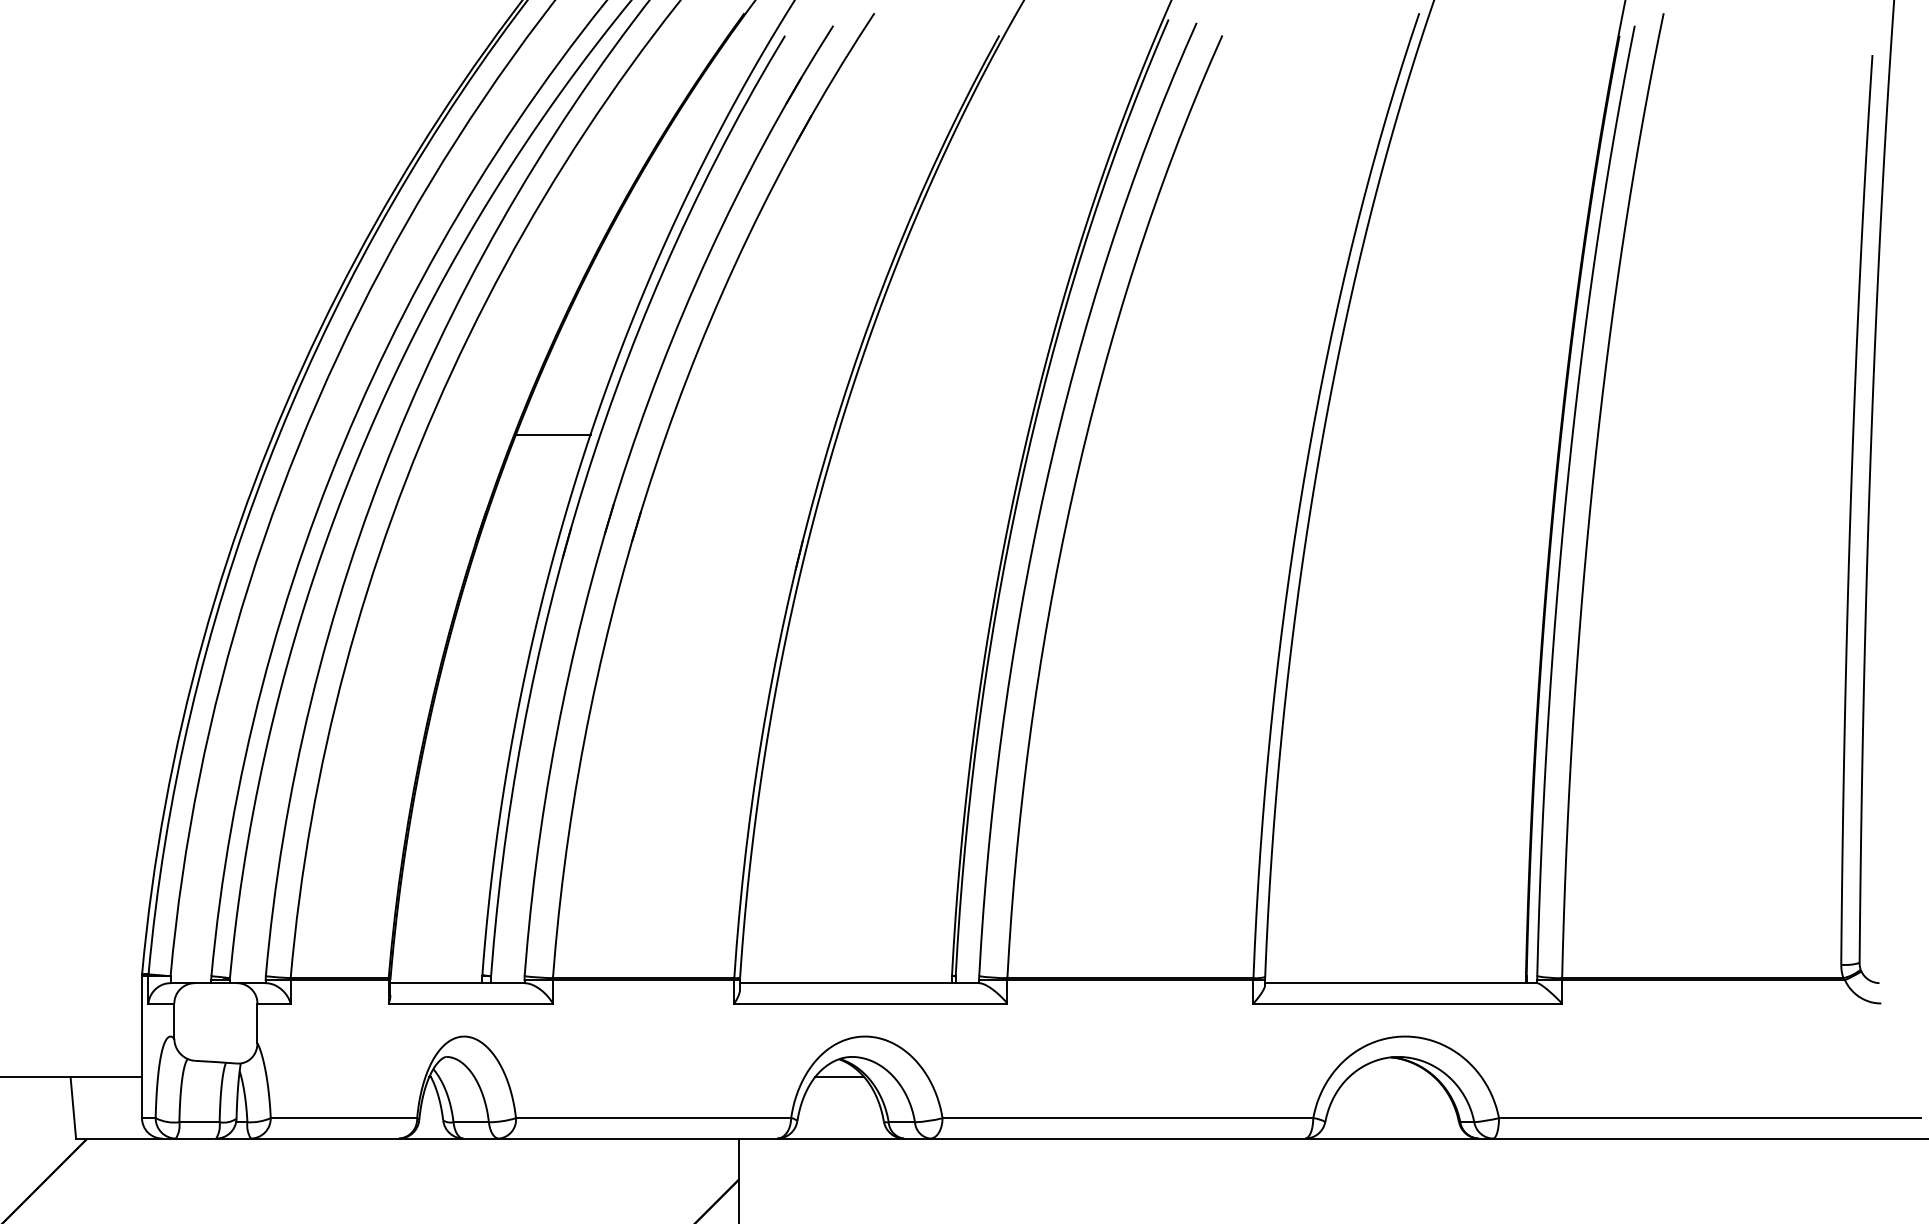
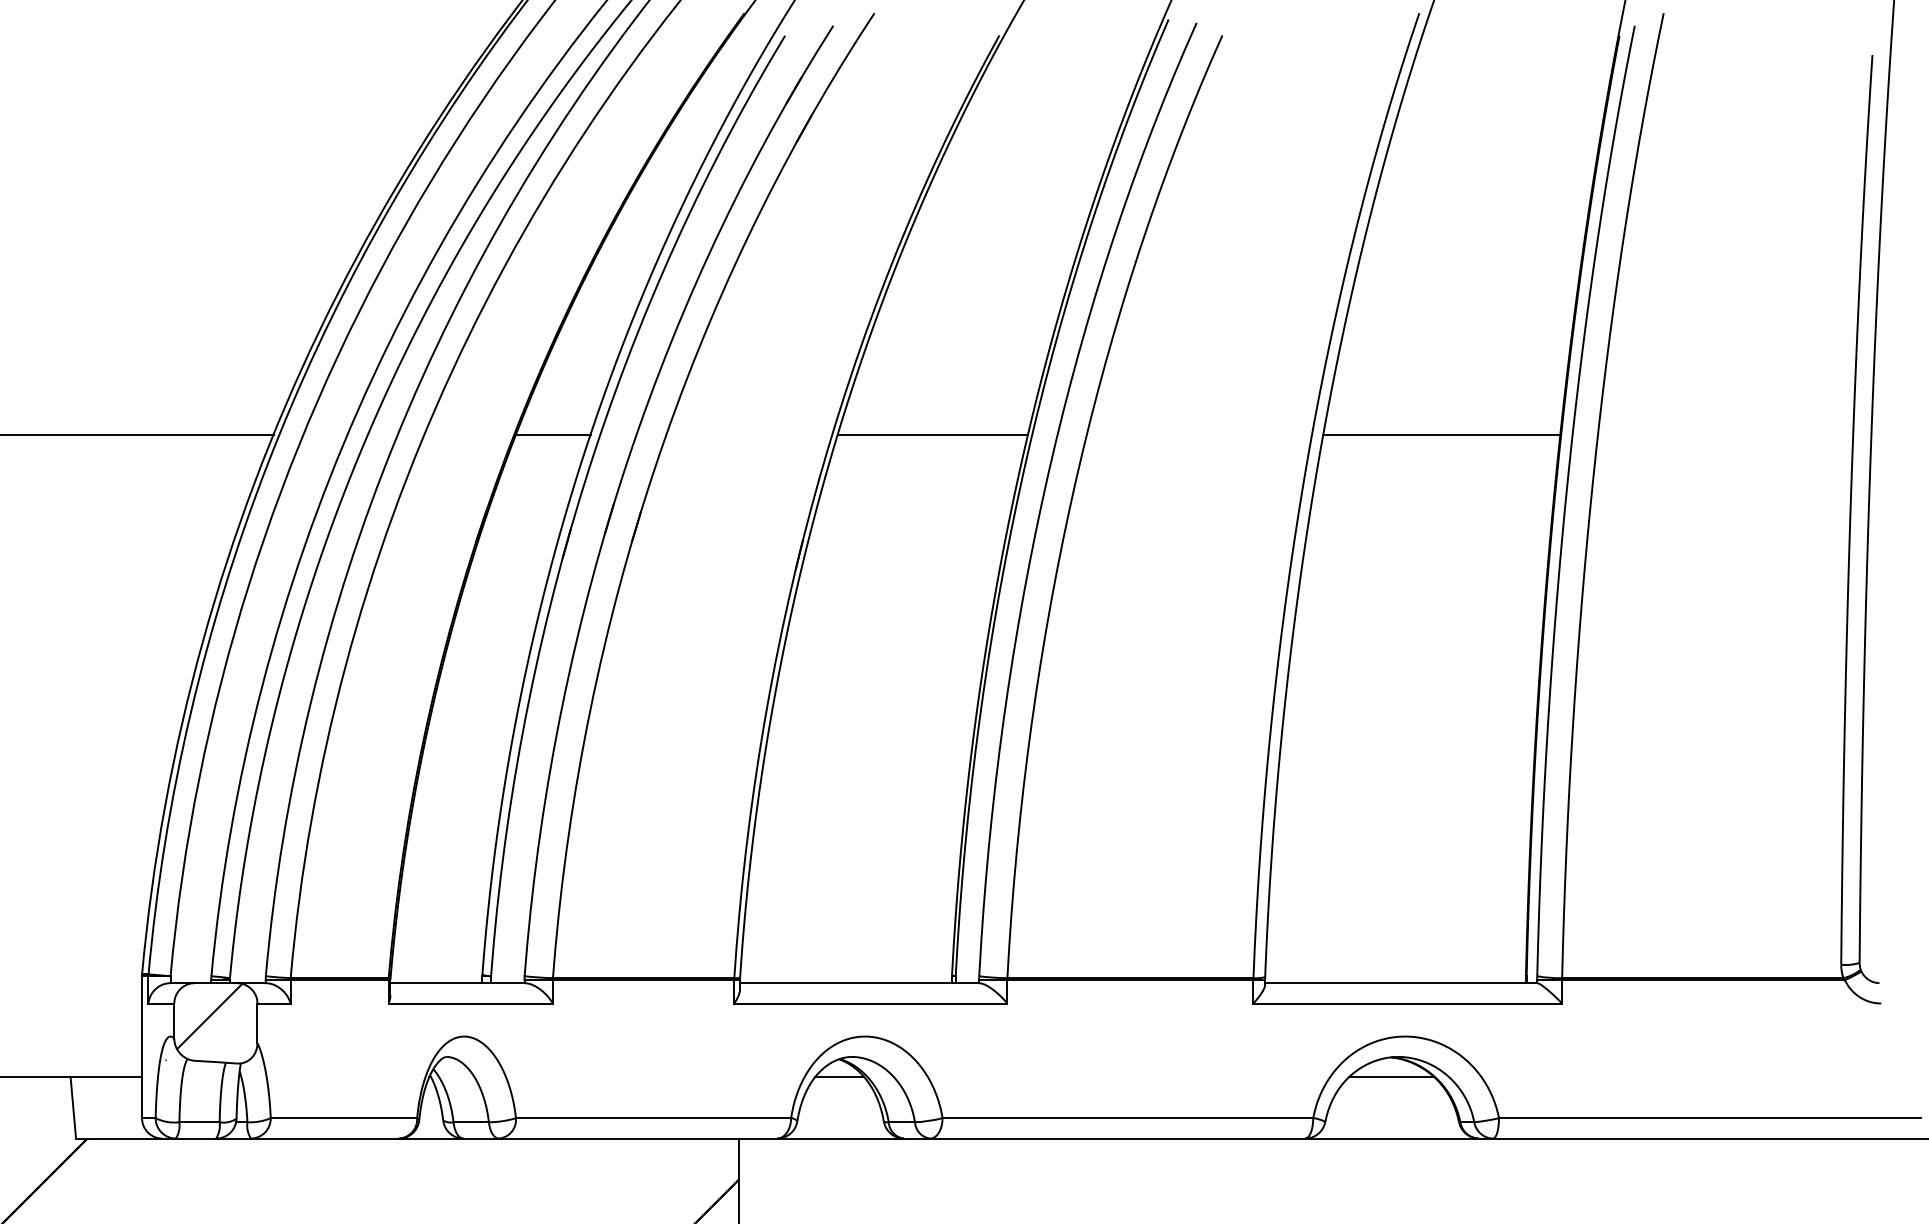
line: none -> present (137, 434)
line: none -> present (932, 434)
line: none -> present (1441, 434)
hatch: none -> present (203, 1021)
line: none -> present (1391, 1077)
